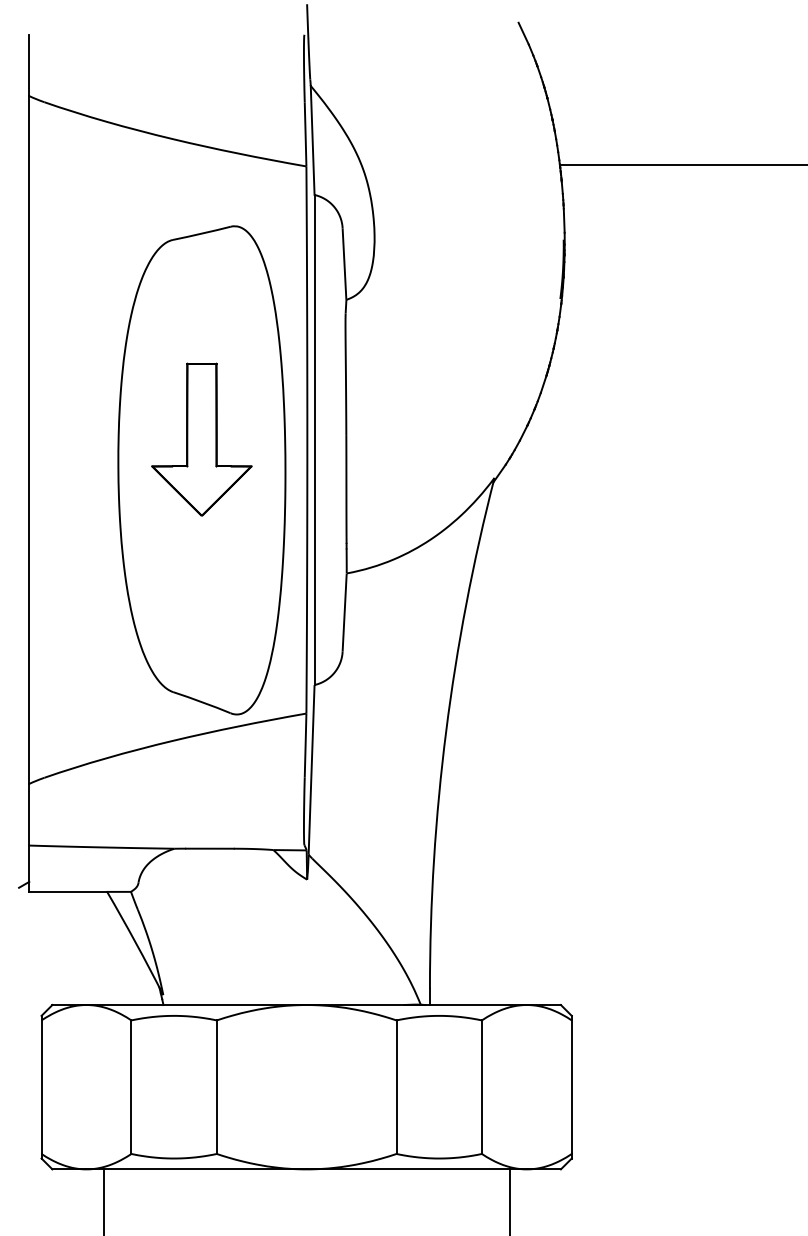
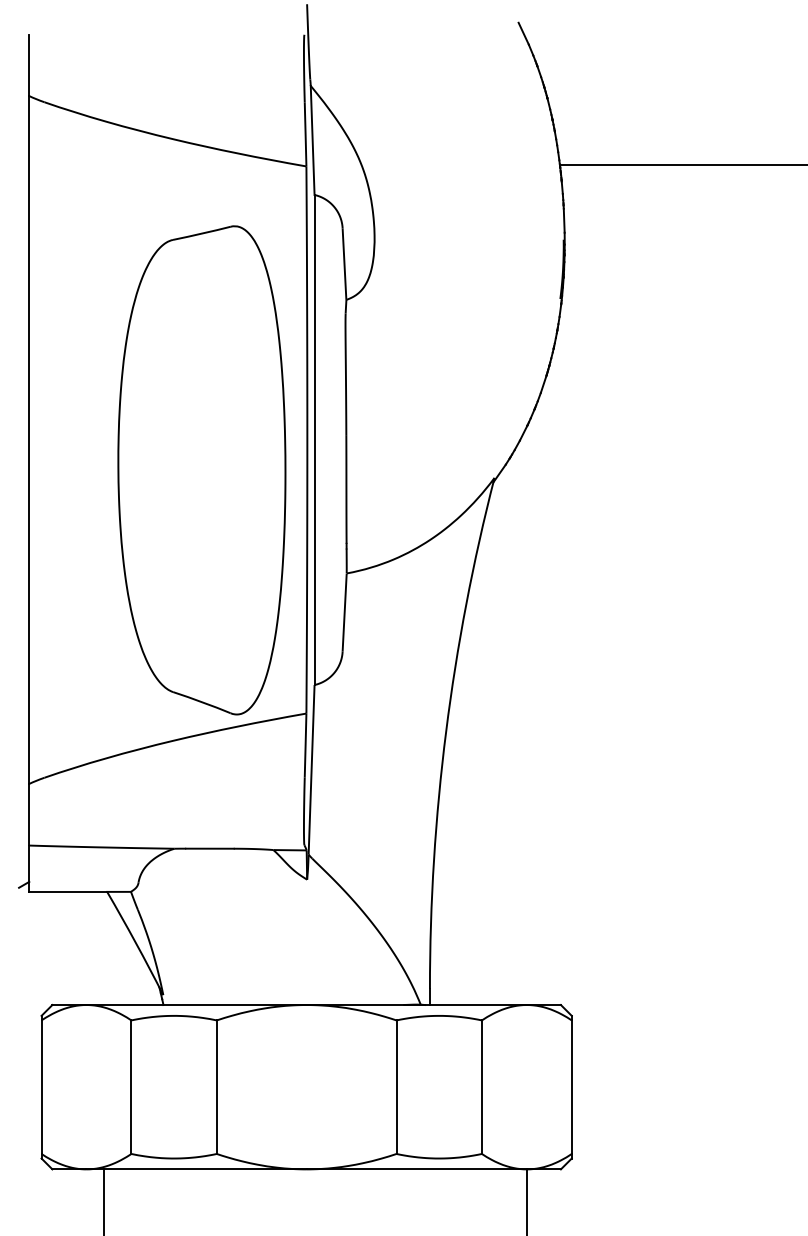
part: present -> none (201, 439)
line position: (509, 1200) -> (526, 1200) (526, 1200)
